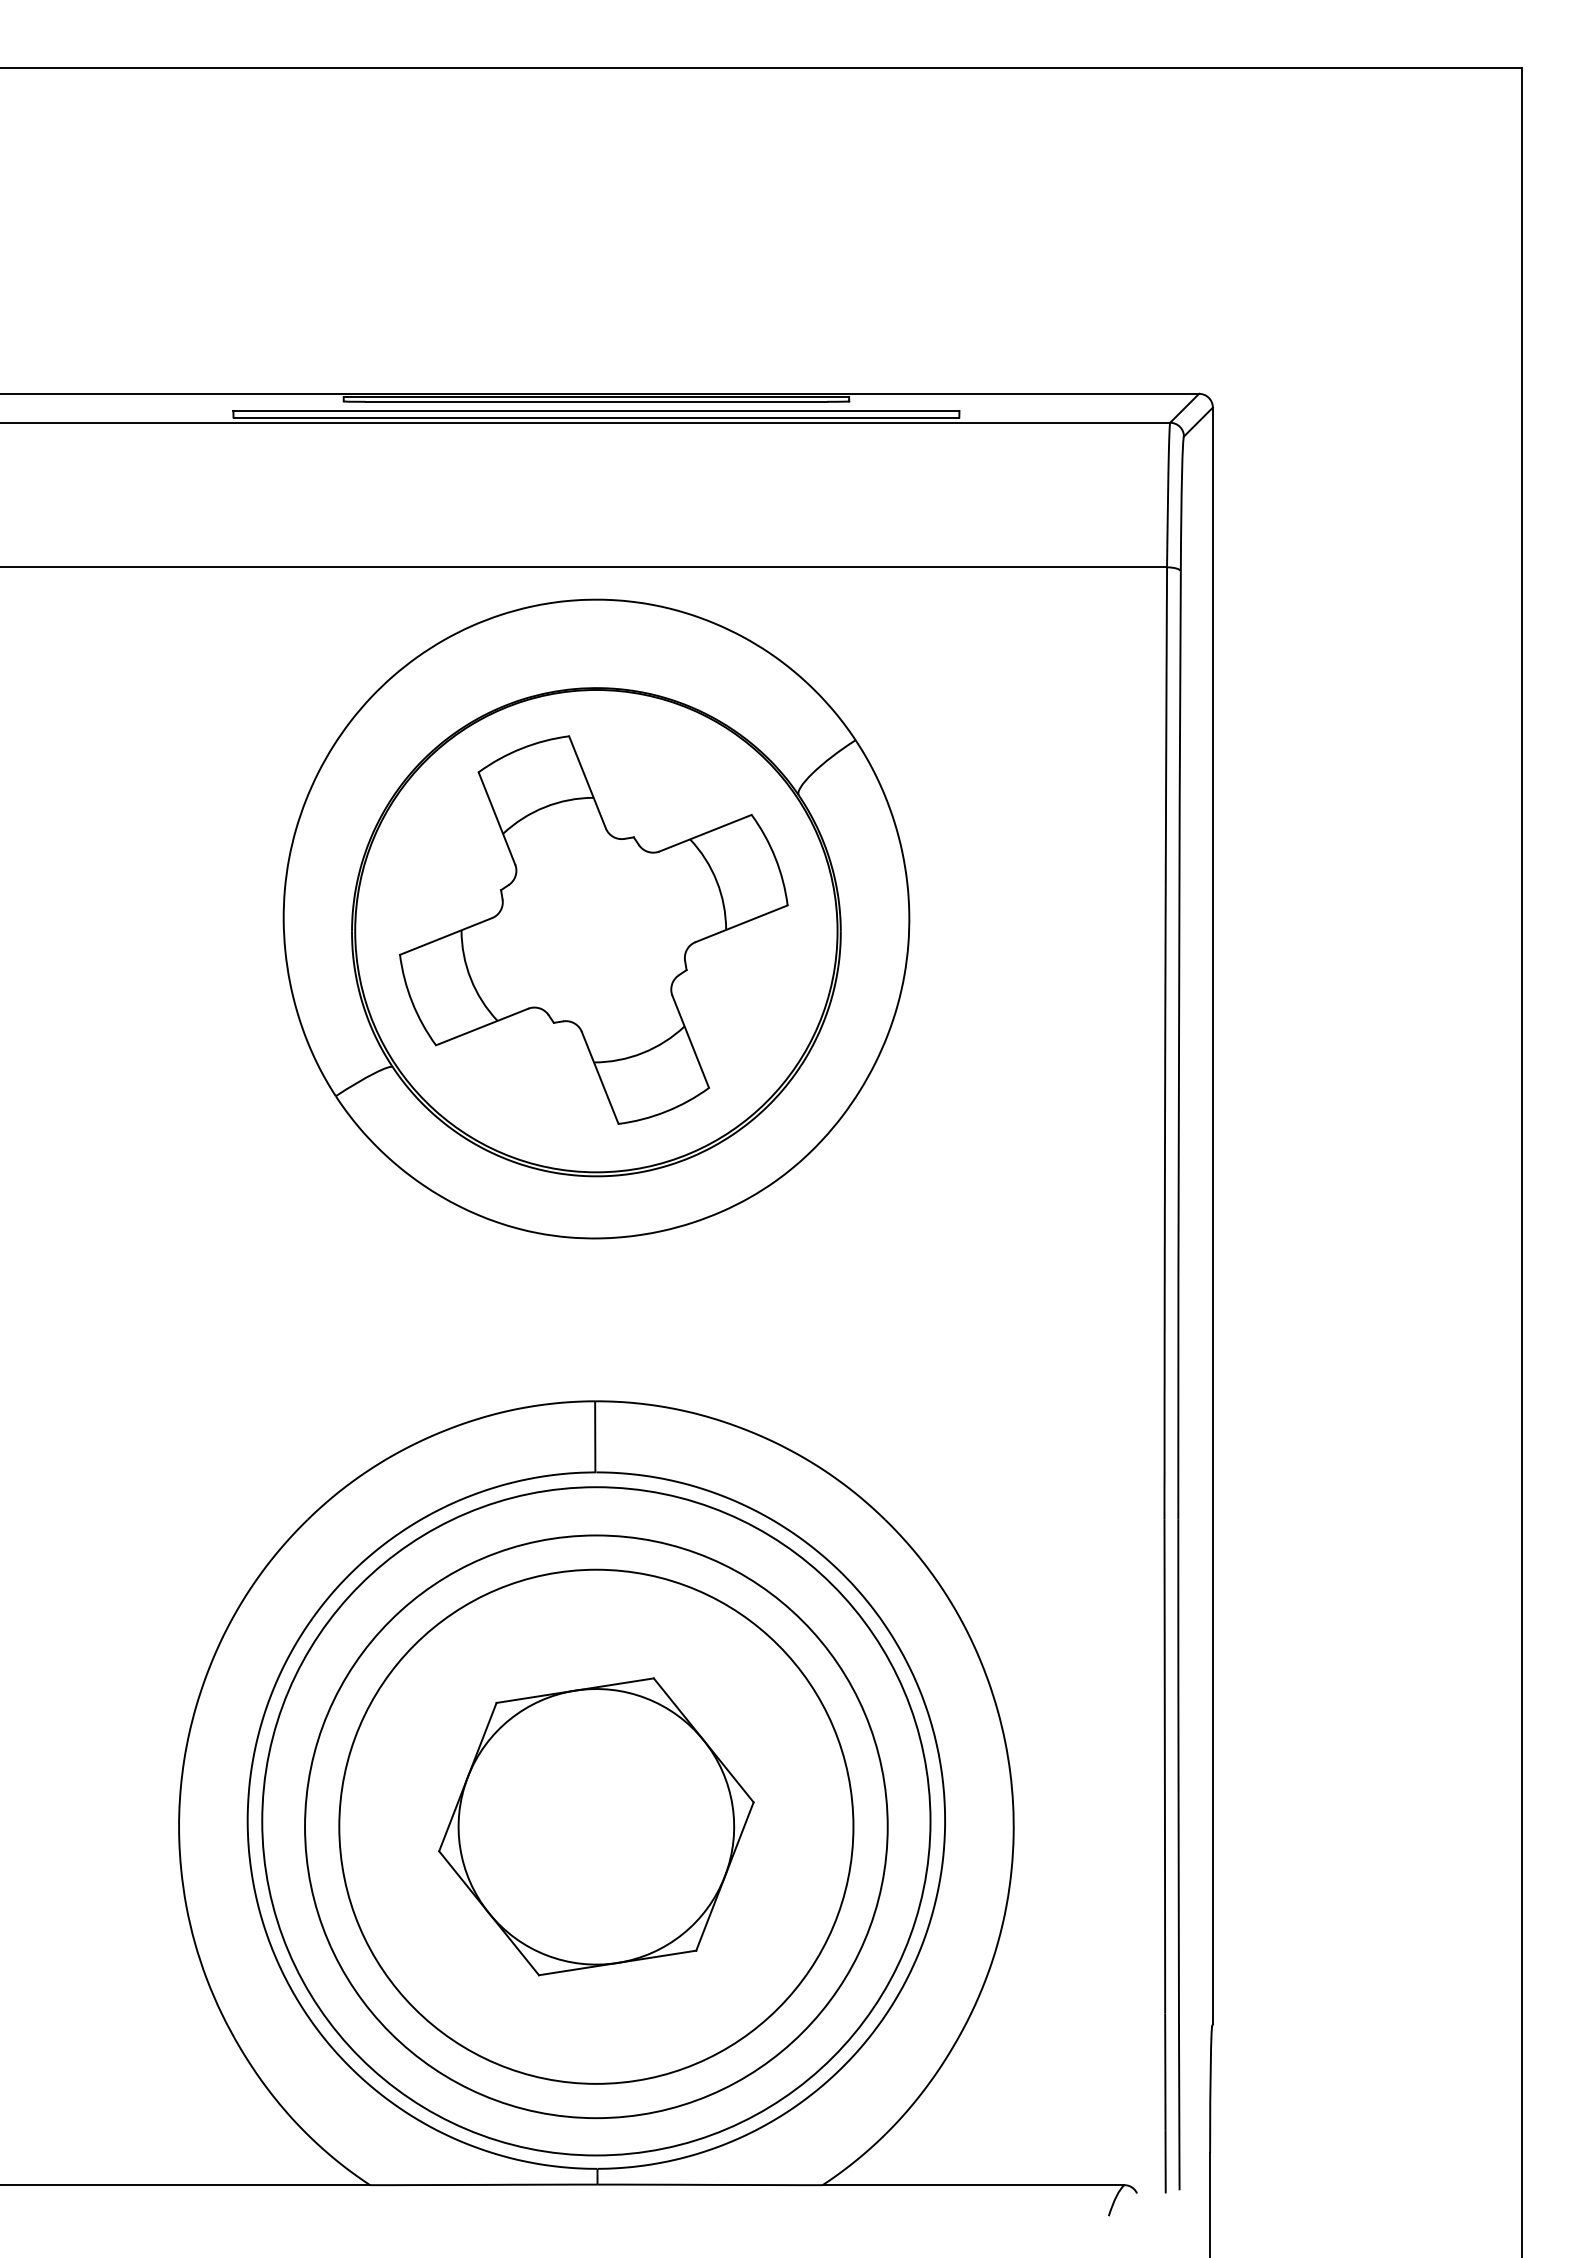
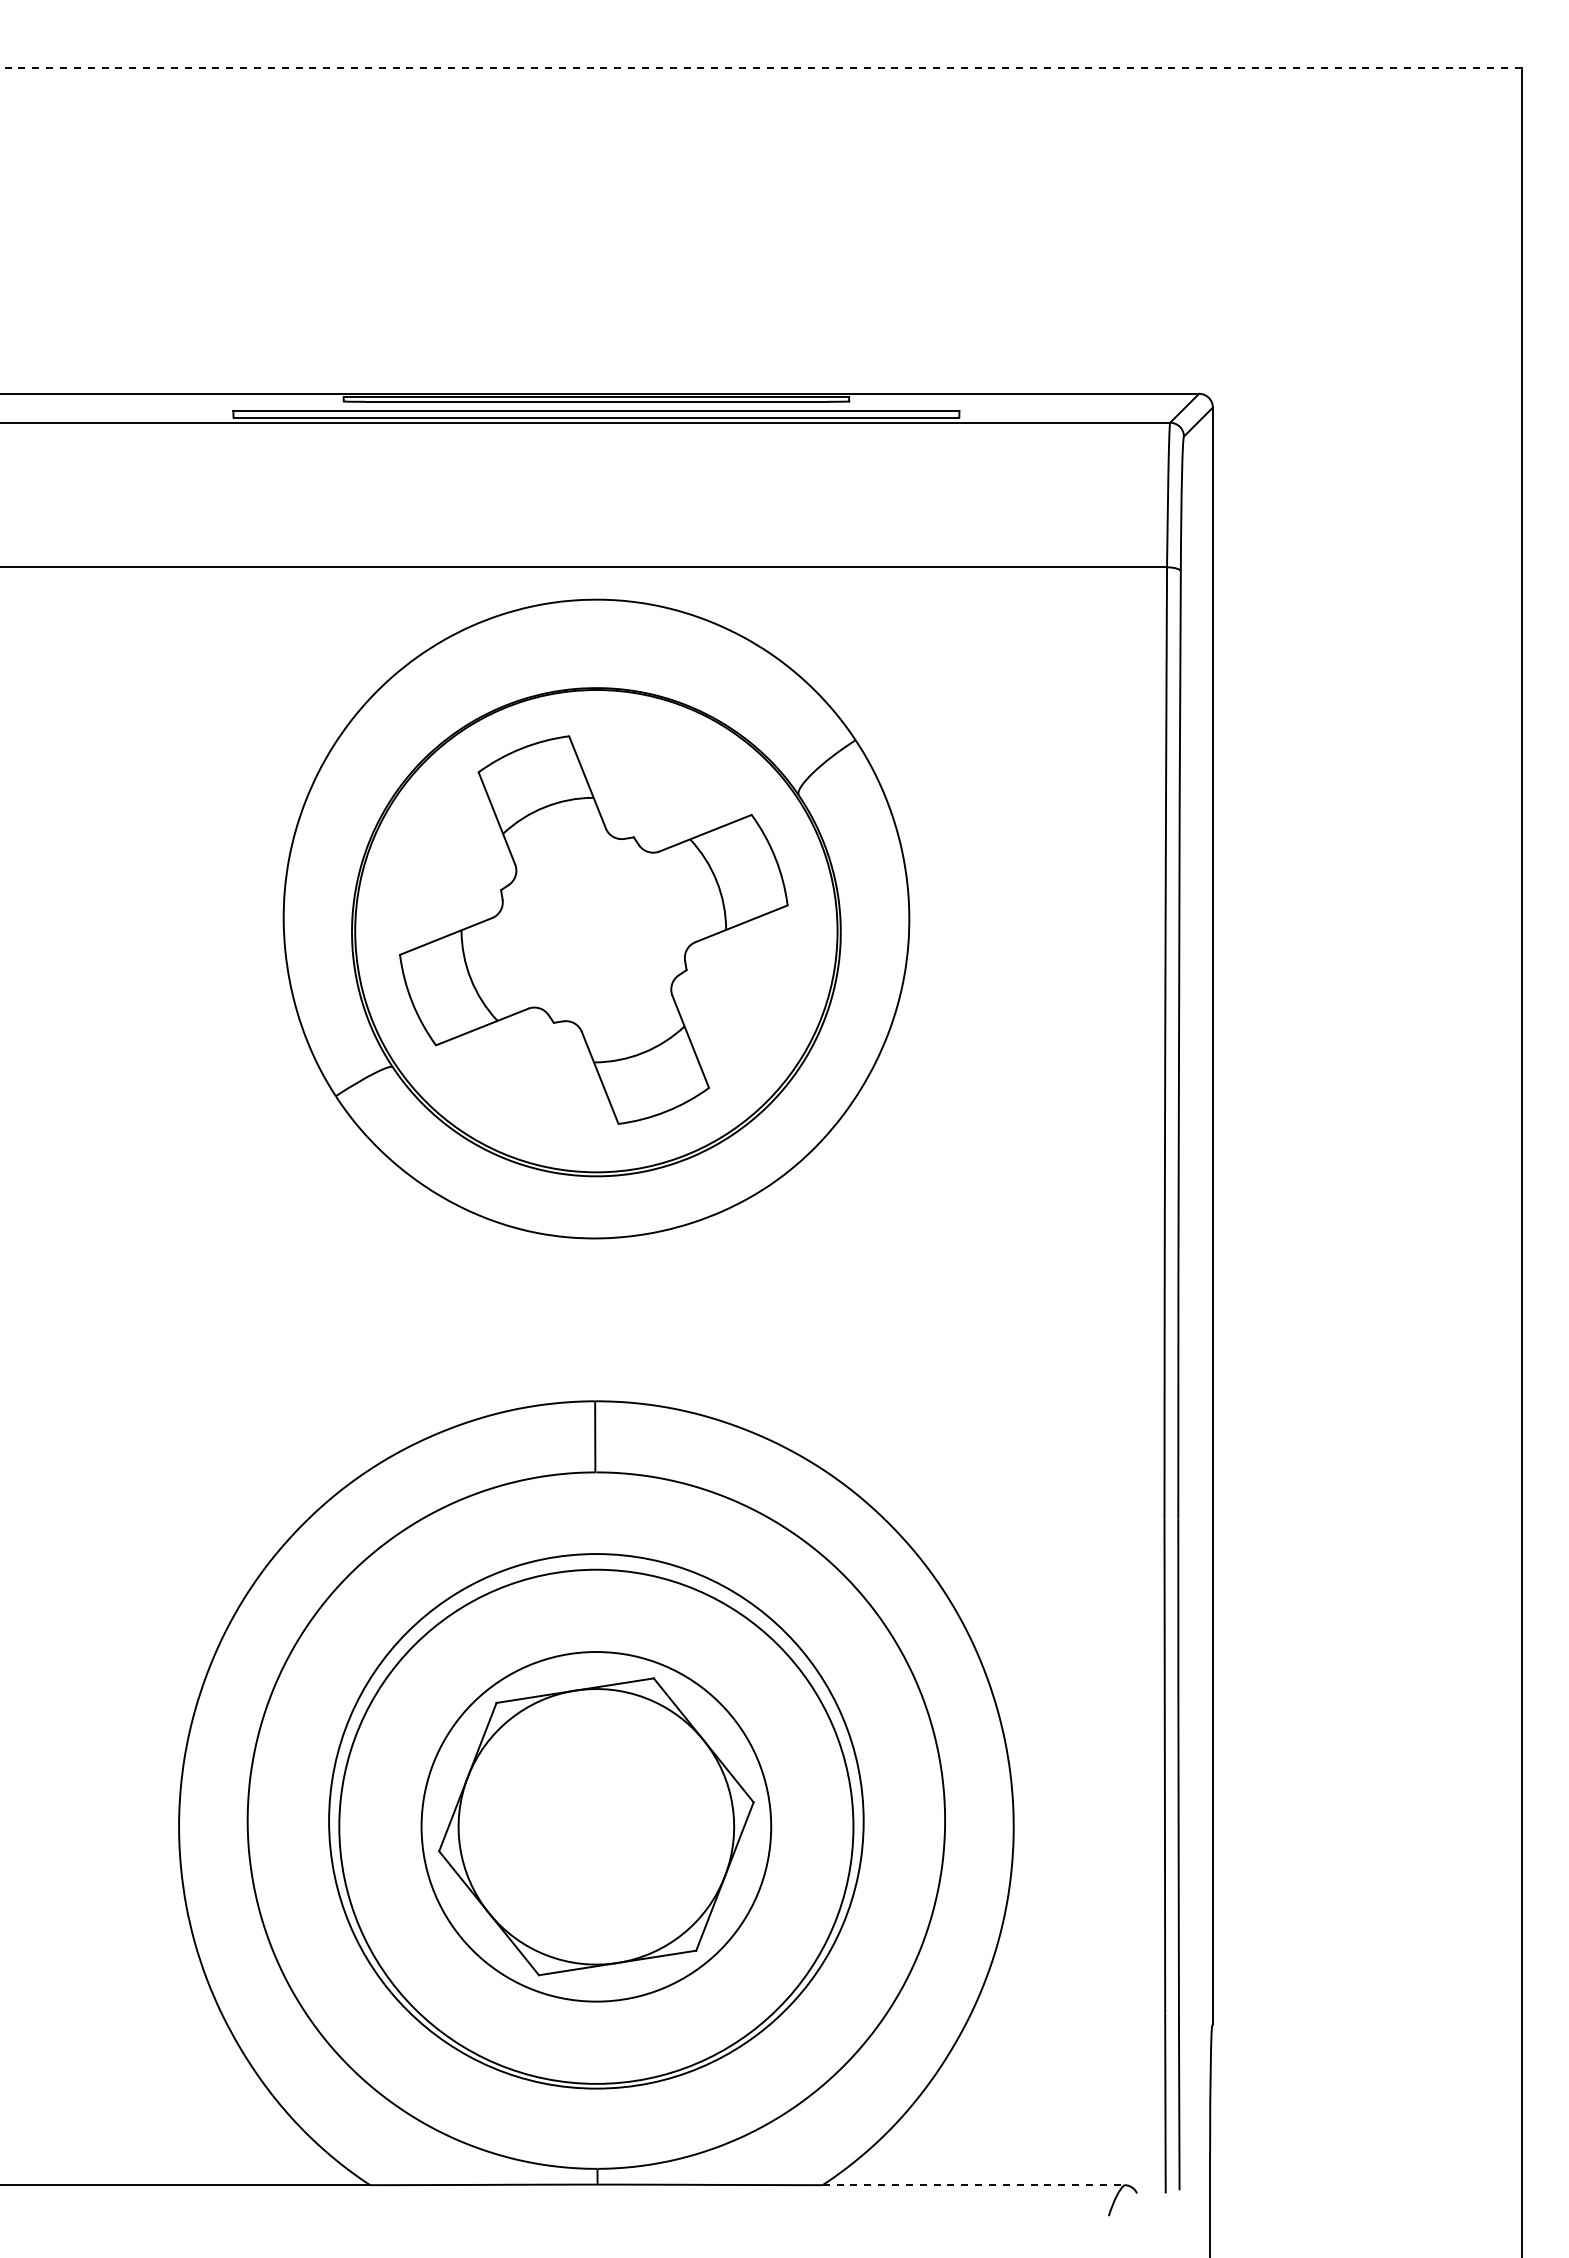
line: solid -> dashed (760, 67)
circle diameter: 668 px -> 535 px (596, 1821)
circle diameter: 583 px -> 350 px (596, 1826)
line: solid -> dashed (973, 2185)
